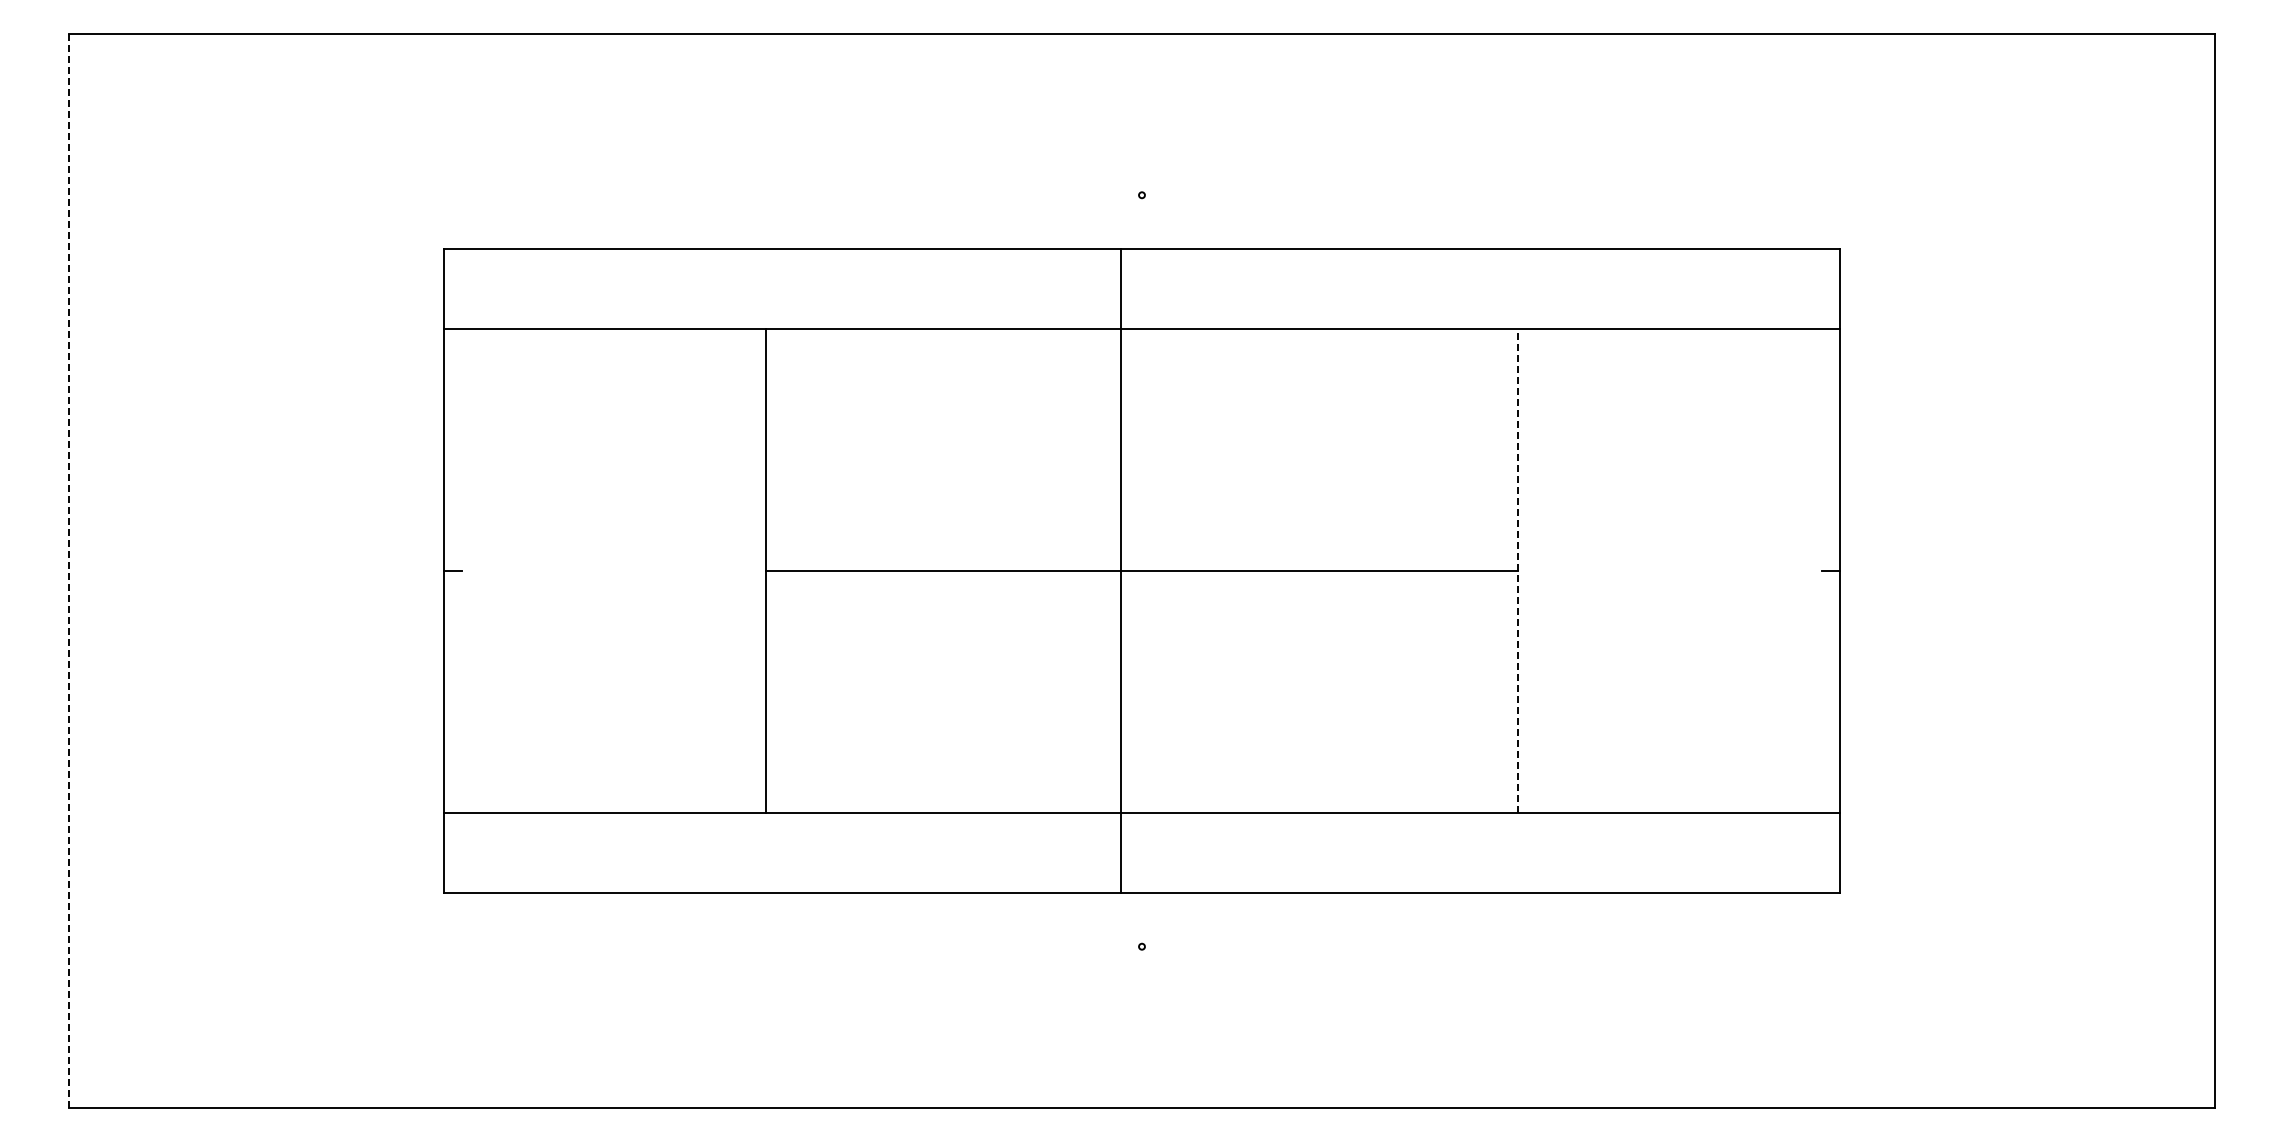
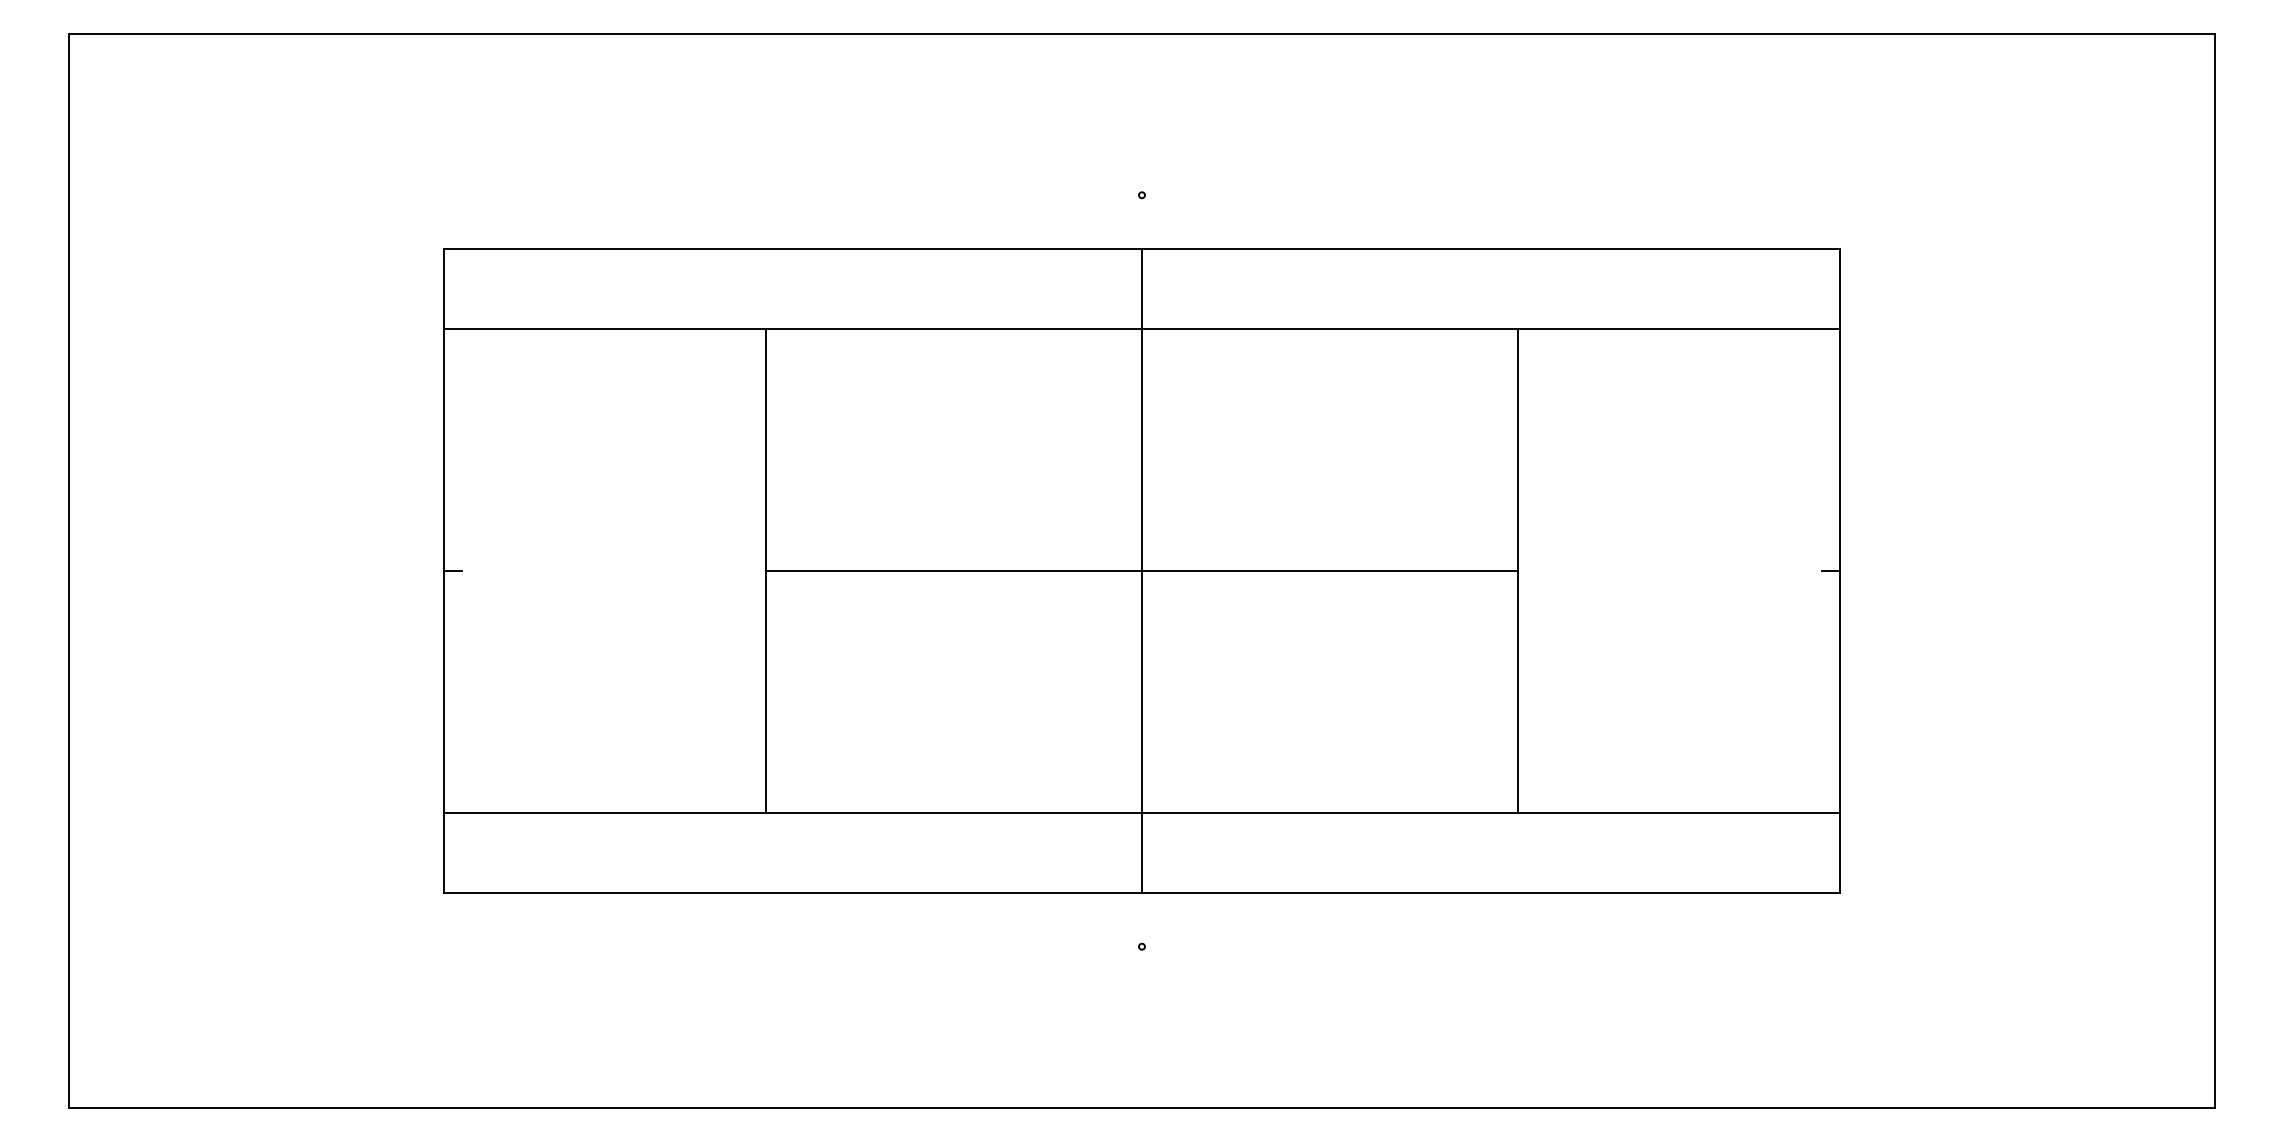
line: dashed -> solid (68, 570)
line position: (1121, 570) -> (1142, 570) (1142, 570)
line: dashed -> solid (1517, 570)
